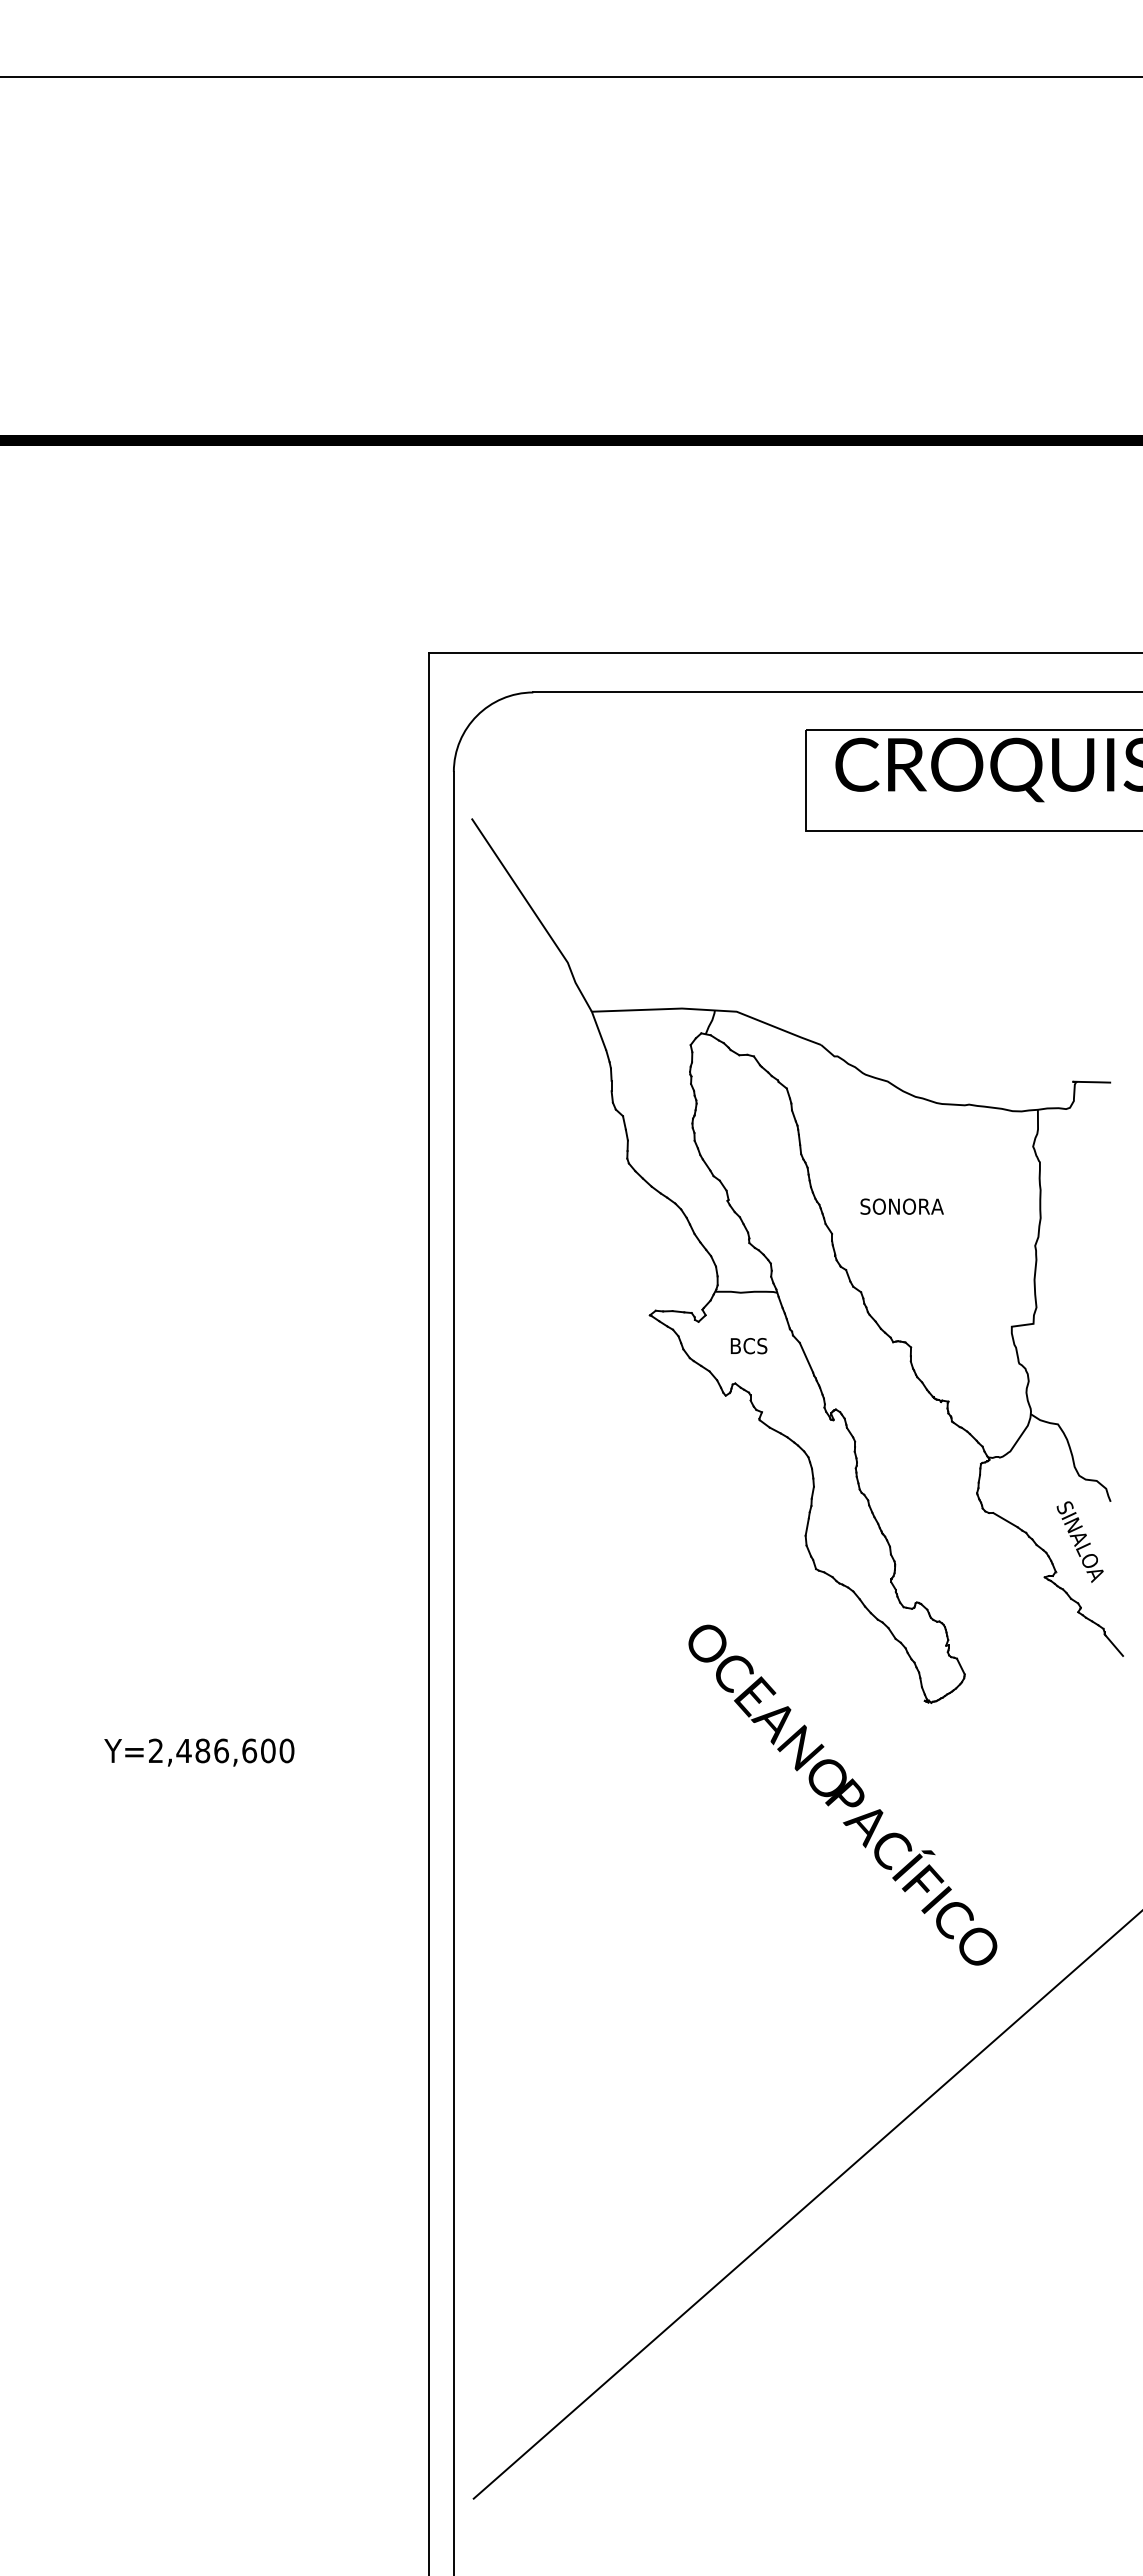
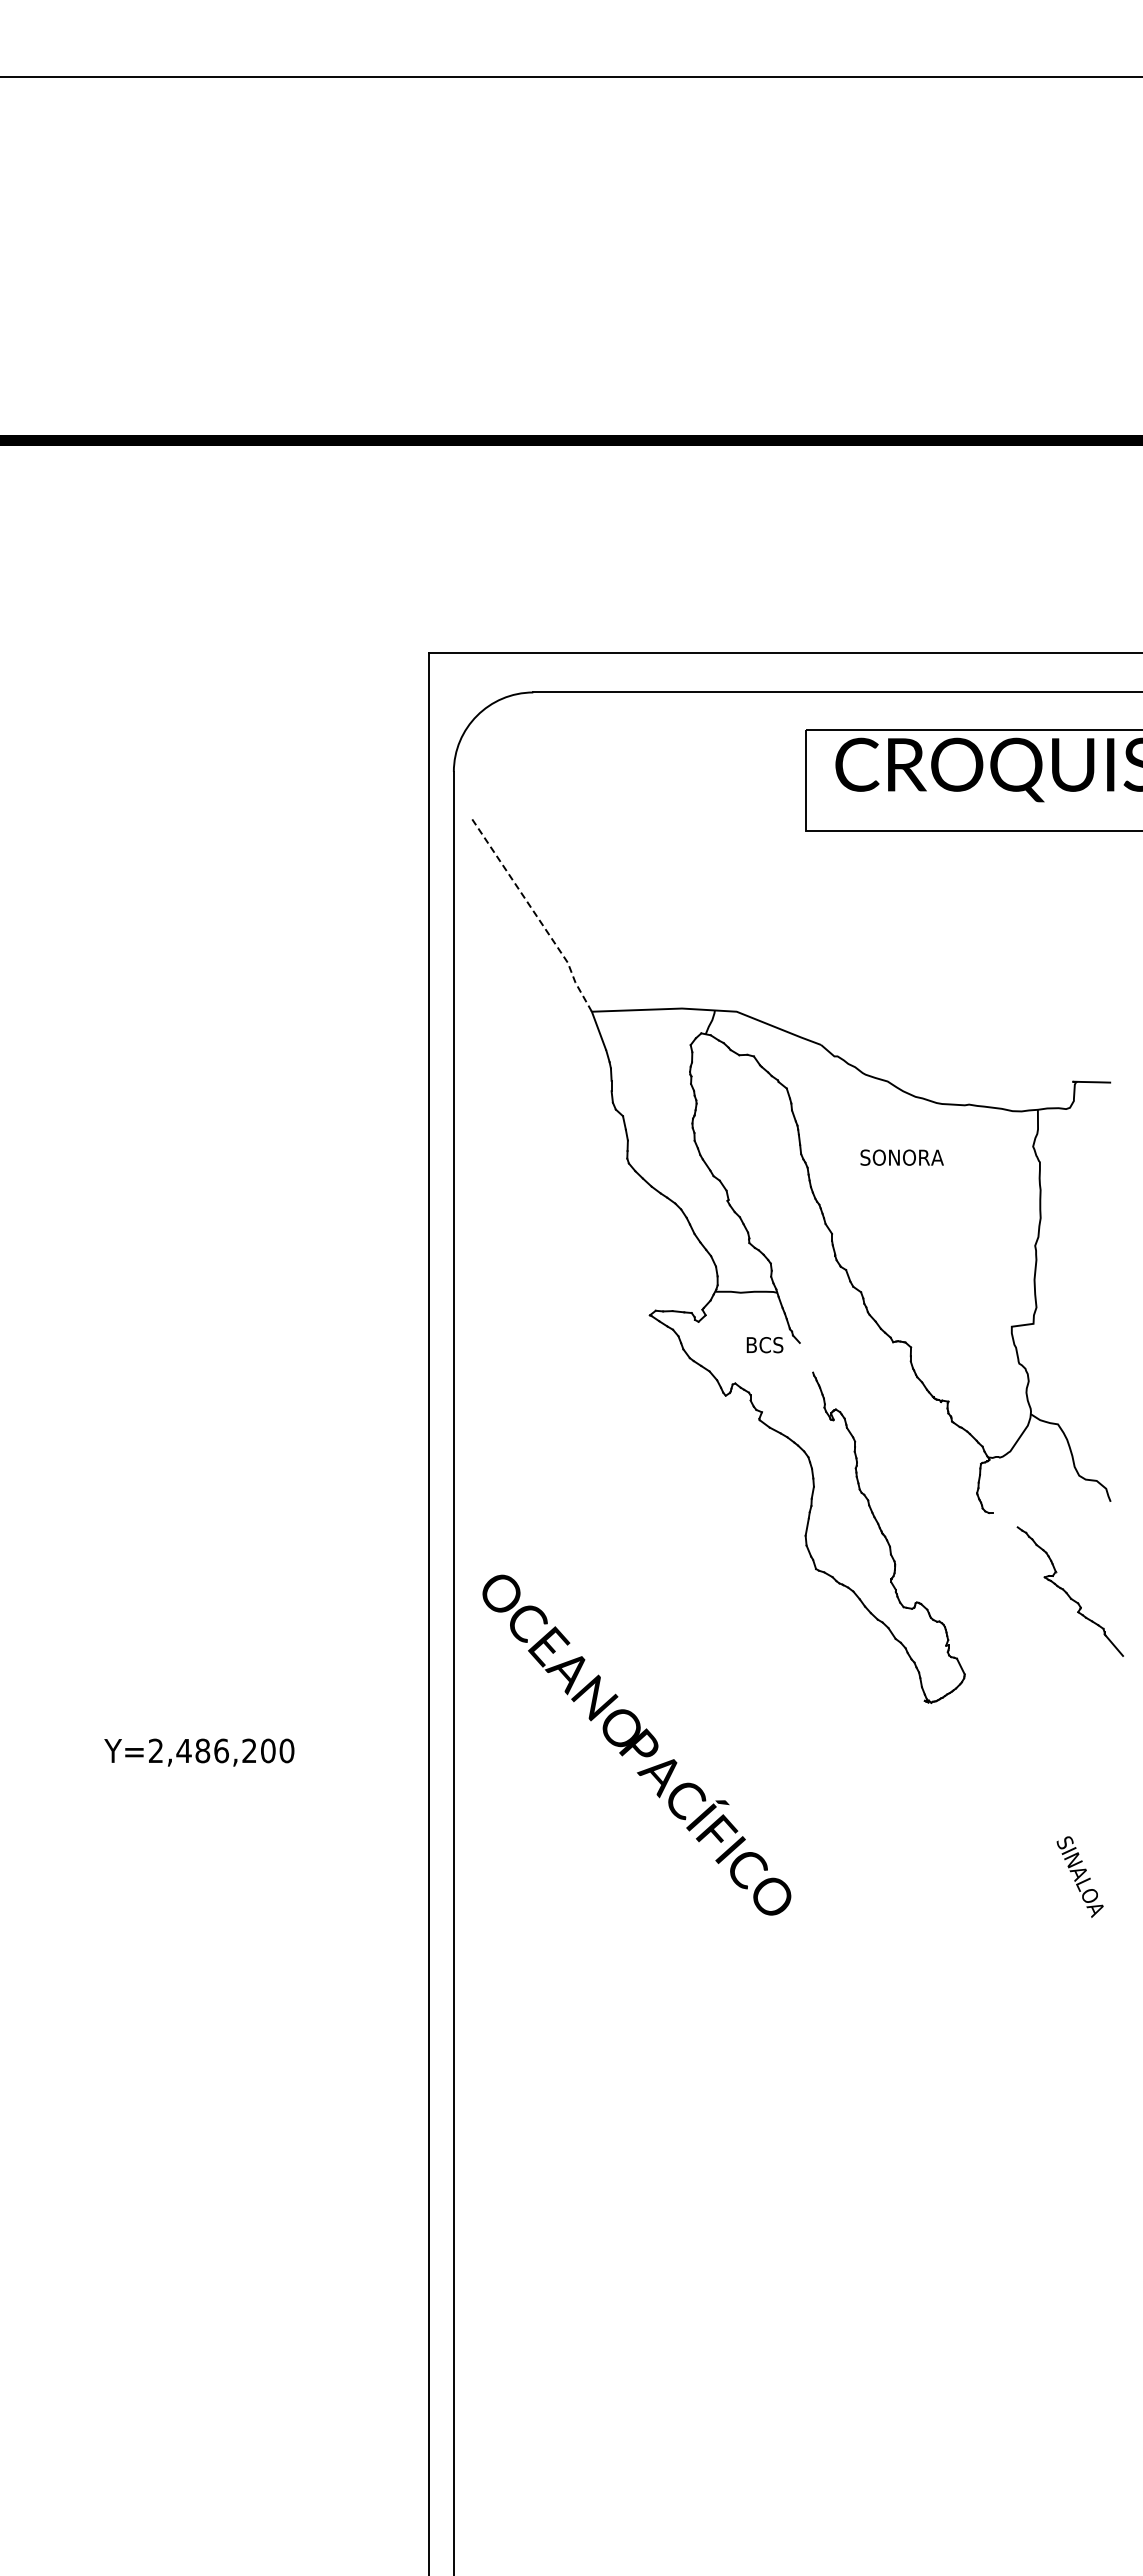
line: solid -> dashed (535, 914)
text position: (901, 1206) -> (901, 1157) (901, 1157)
text position: (748, 1346) -> (764, 1345) (764, 1345)
line: present -> none (806, 1357)
line: present -> none (1005, 1520)
text position: (1079, 1541) -> (1079, 1876) (1079, 1876)
text: Y=2,486,600 -> Y=2,486,200 (249, 1750)
text position: (842, 1794) -> (636, 1744) (636, 1744)
line: present -> none (806, 2205)
